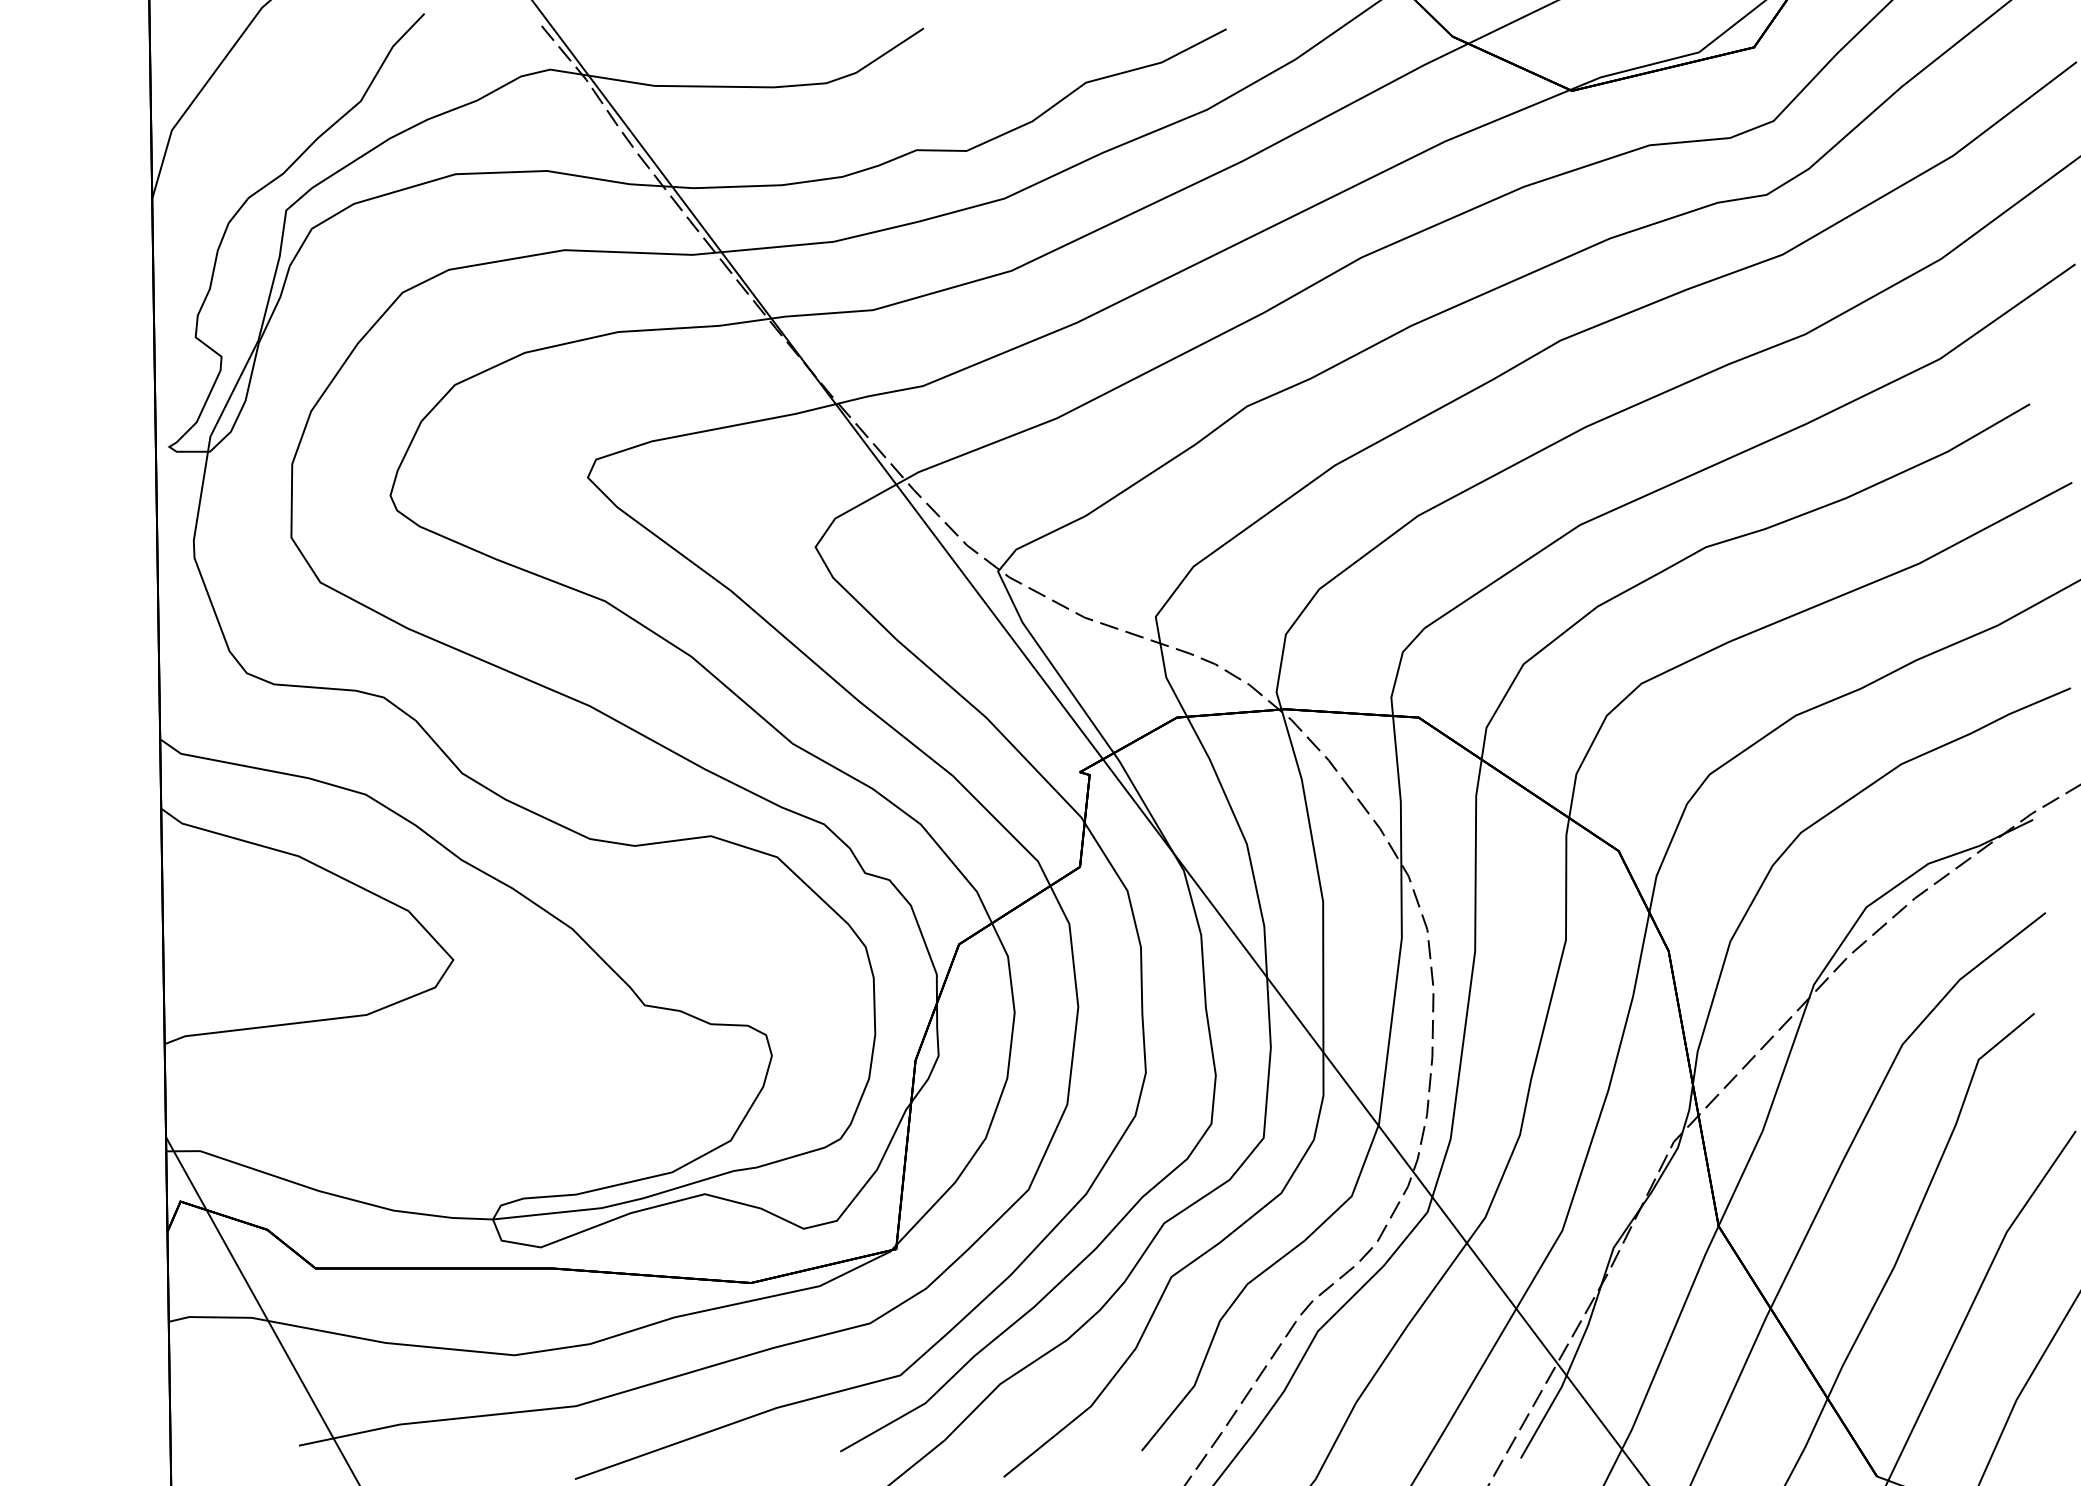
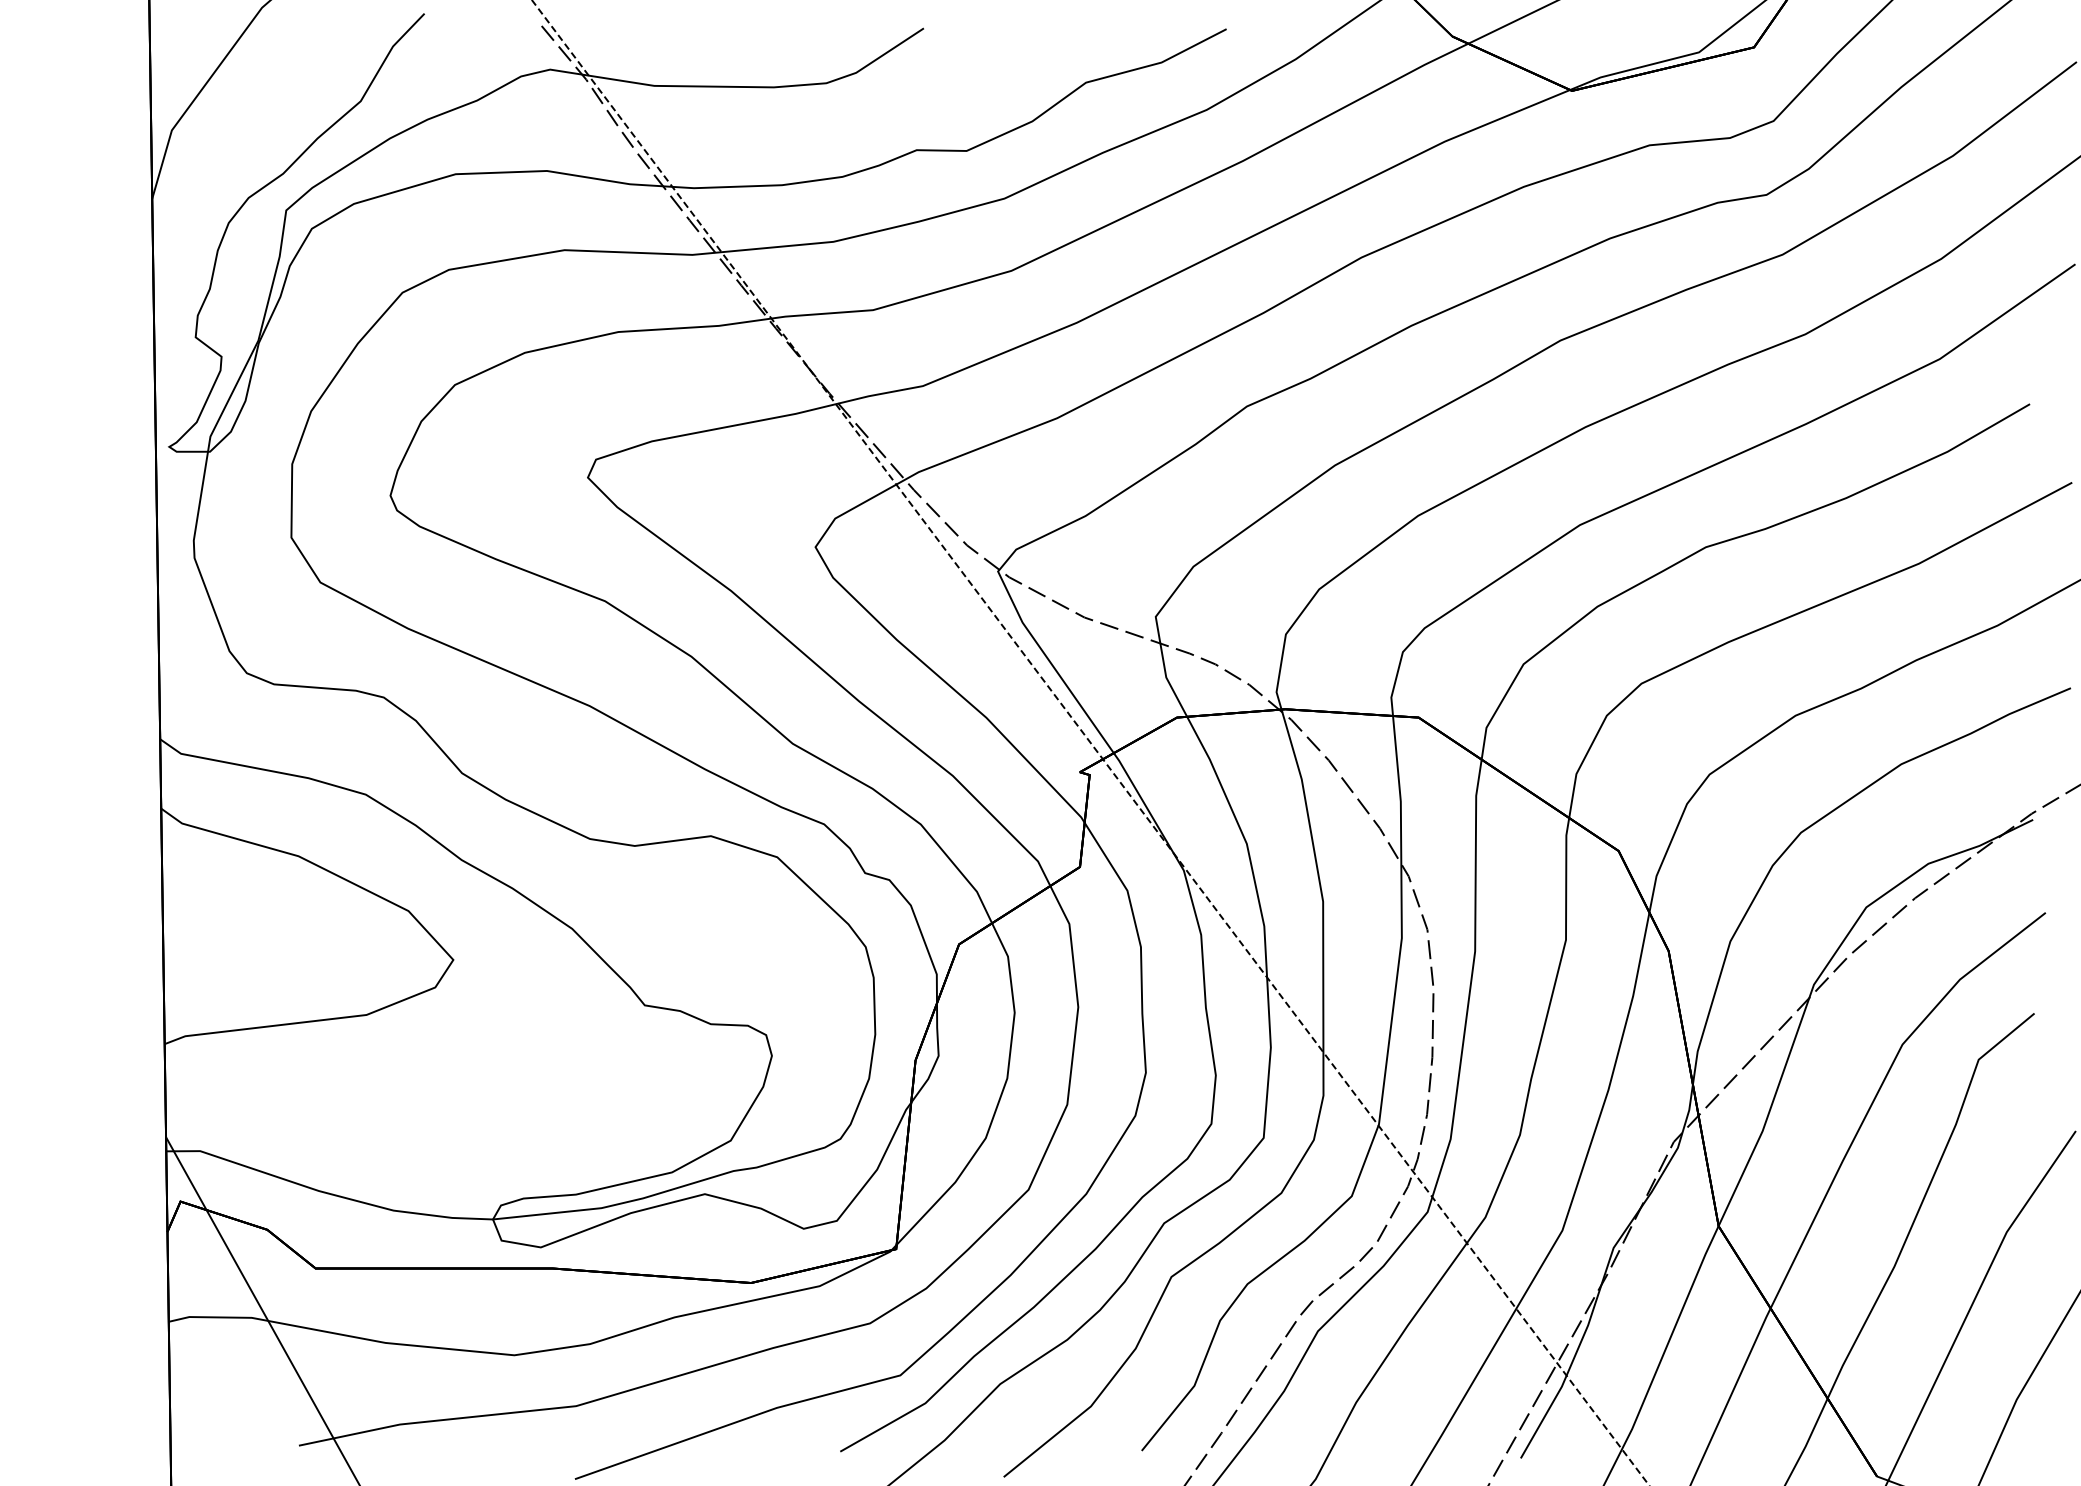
line: solid -> dashed (1090, 743)
